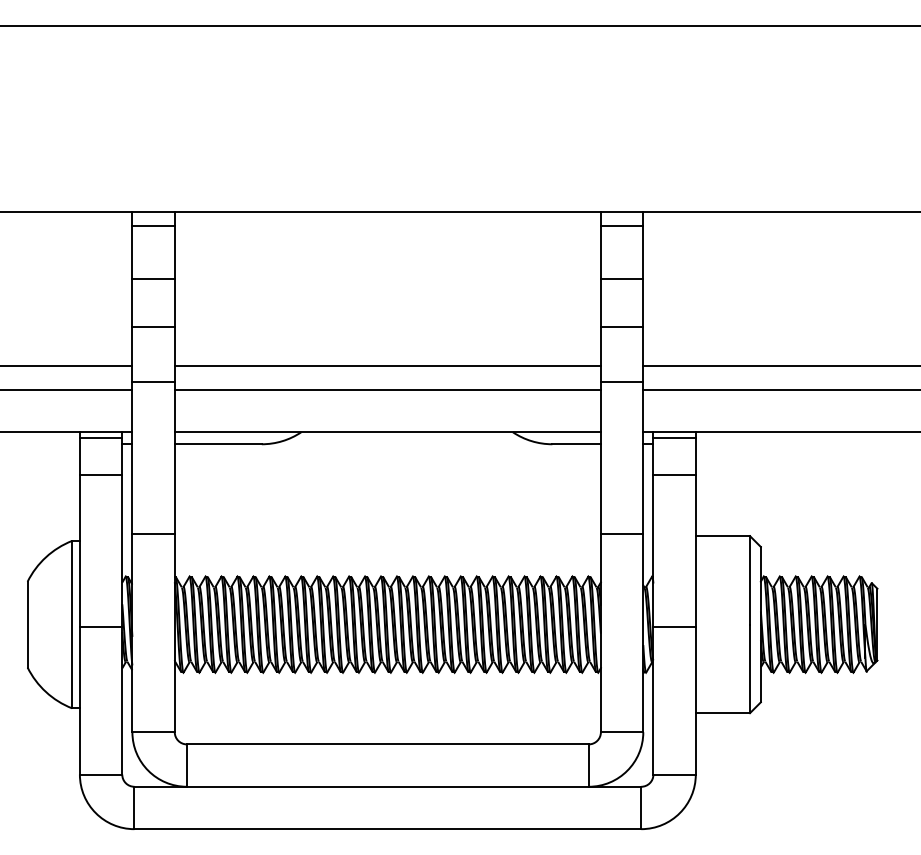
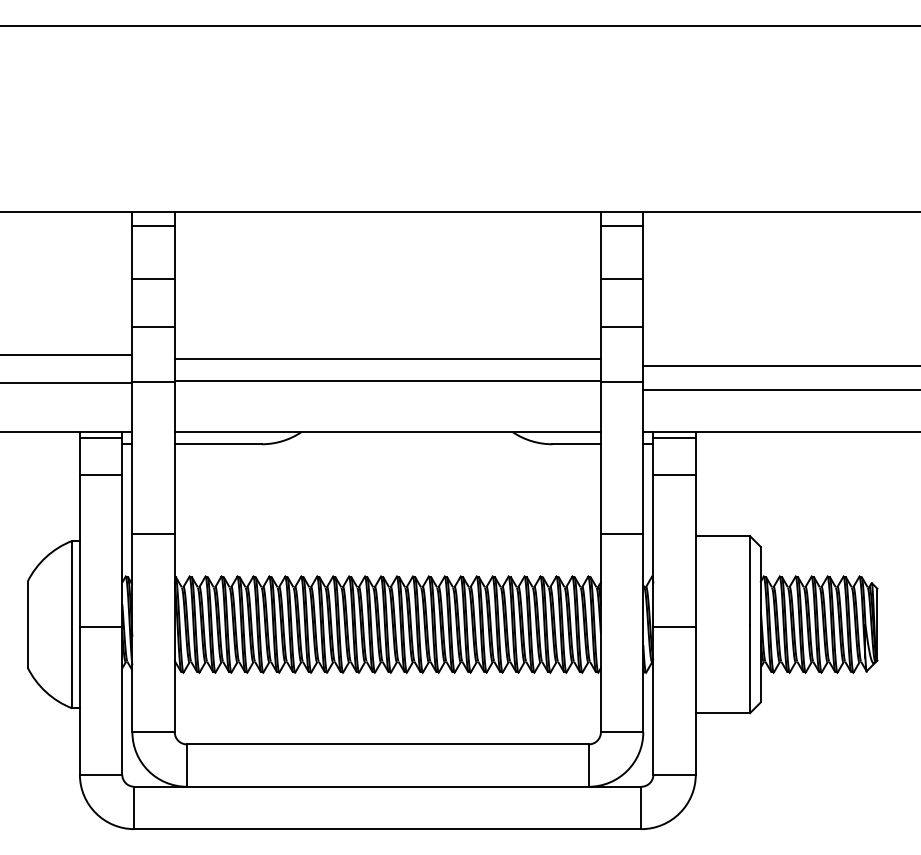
line position: (67, 365) -> (67, 354) (67, 354)
line position: (387, 365) -> (387, 358) (387, 358)
line position: (67, 389) -> (67, 382) (67, 382)
line position: (387, 389) -> (387, 380) (387, 380)
